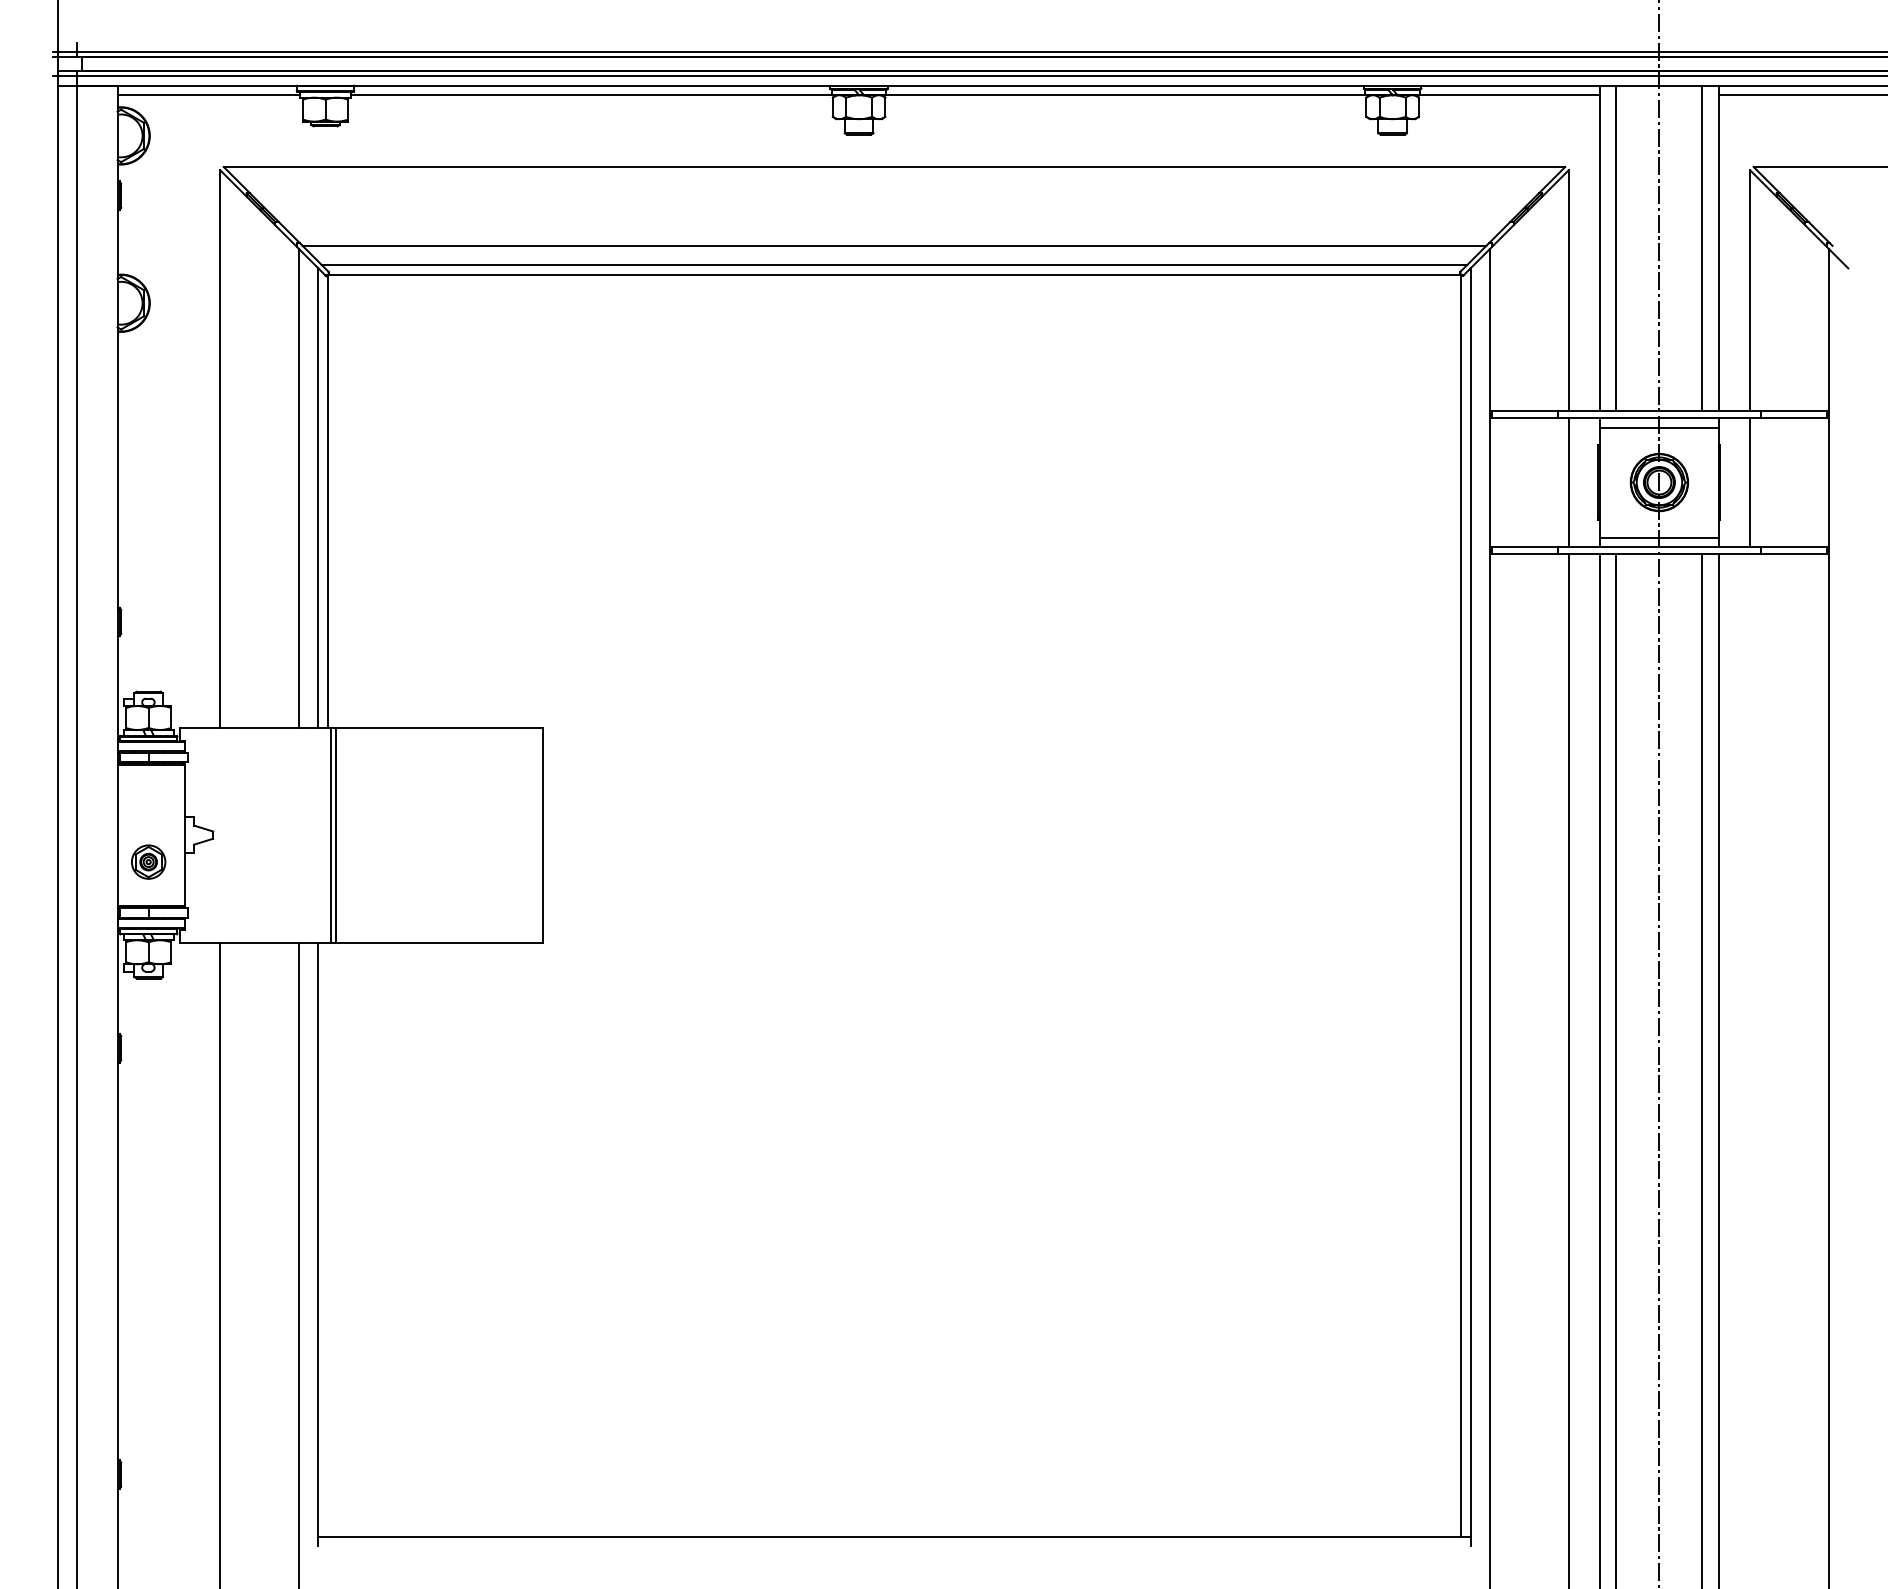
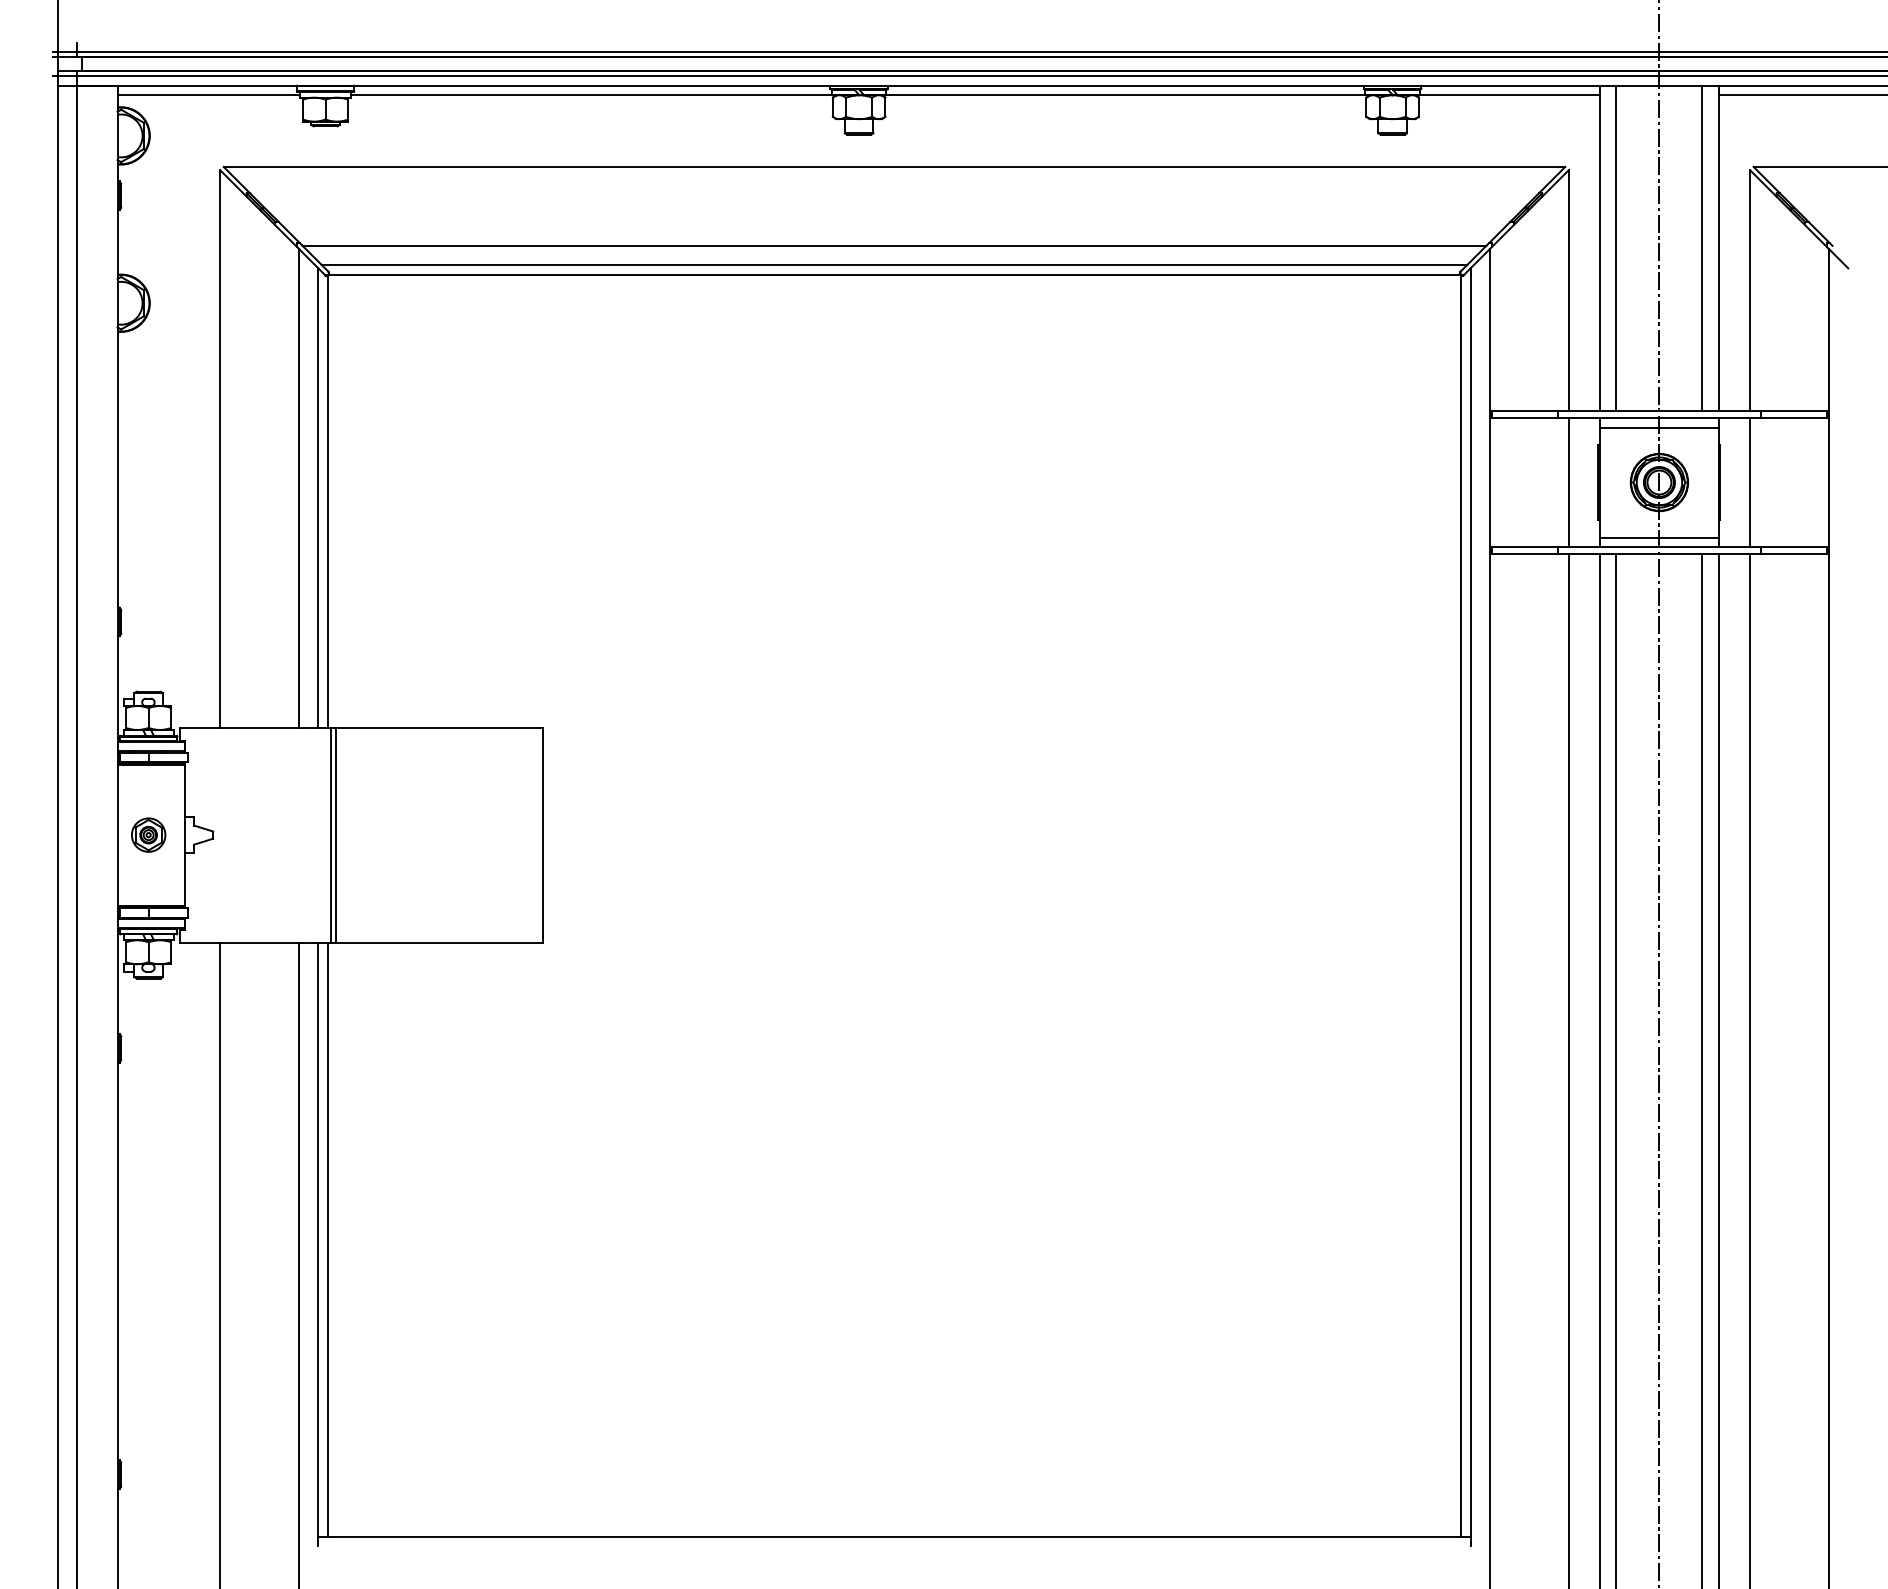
part position: (148, 861) -> (148, 834) (148, 834)
line: none -> present (1750, 1069)
line: none -> present (327, 1239)
